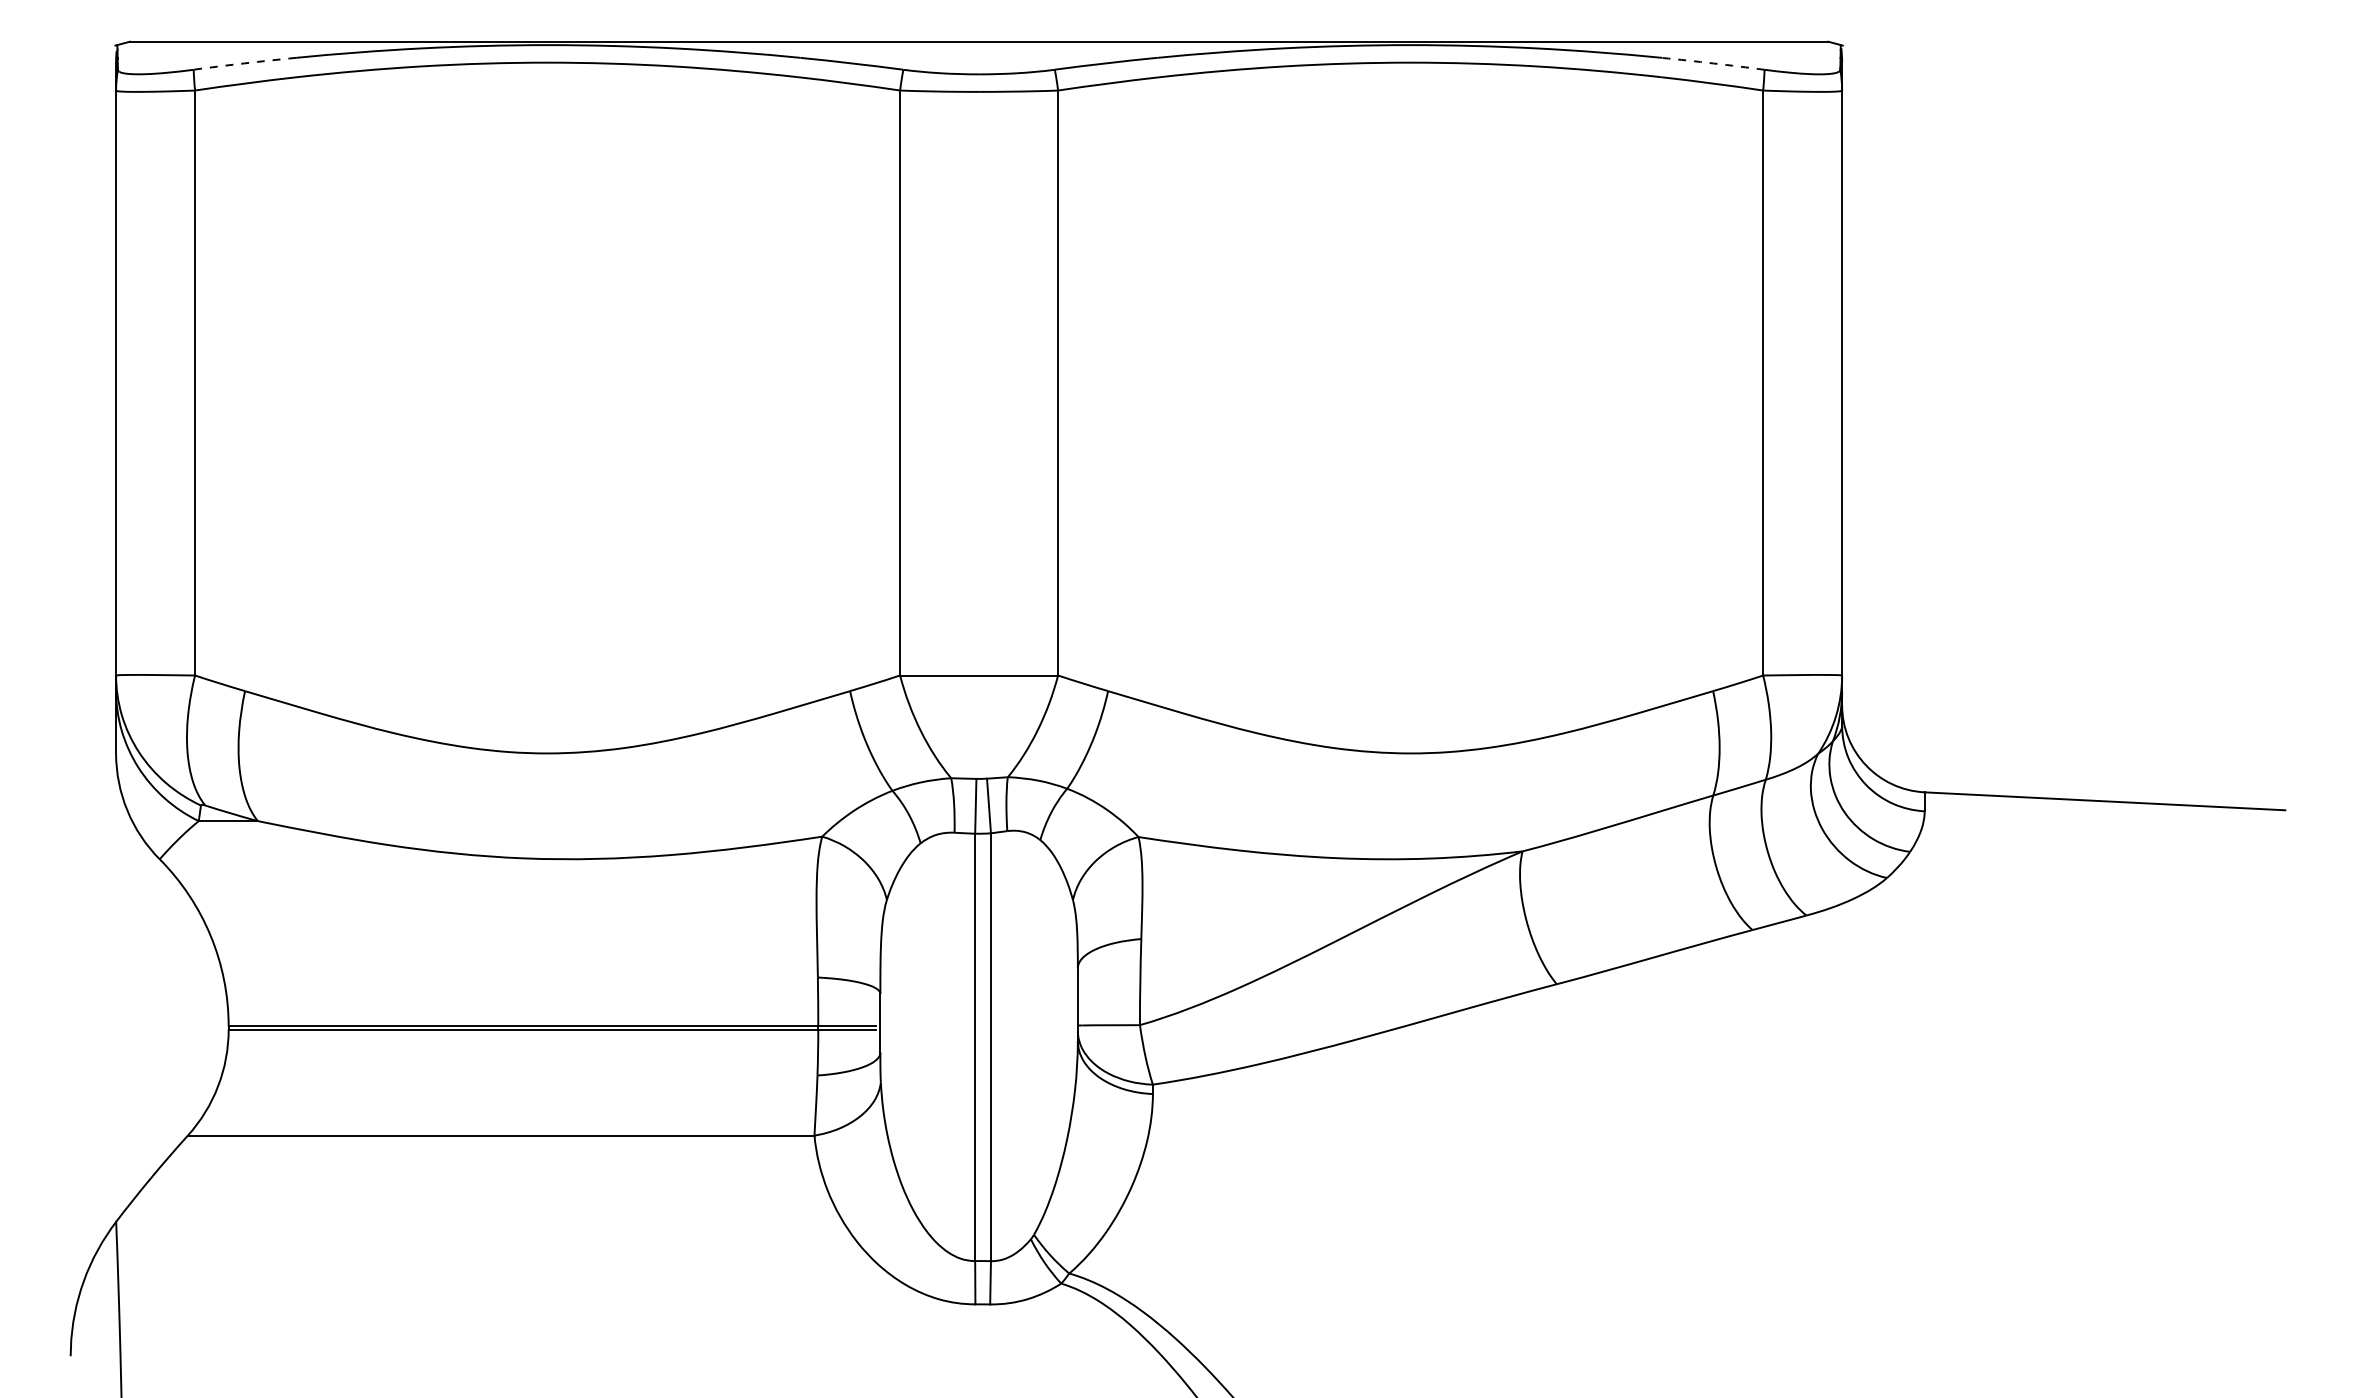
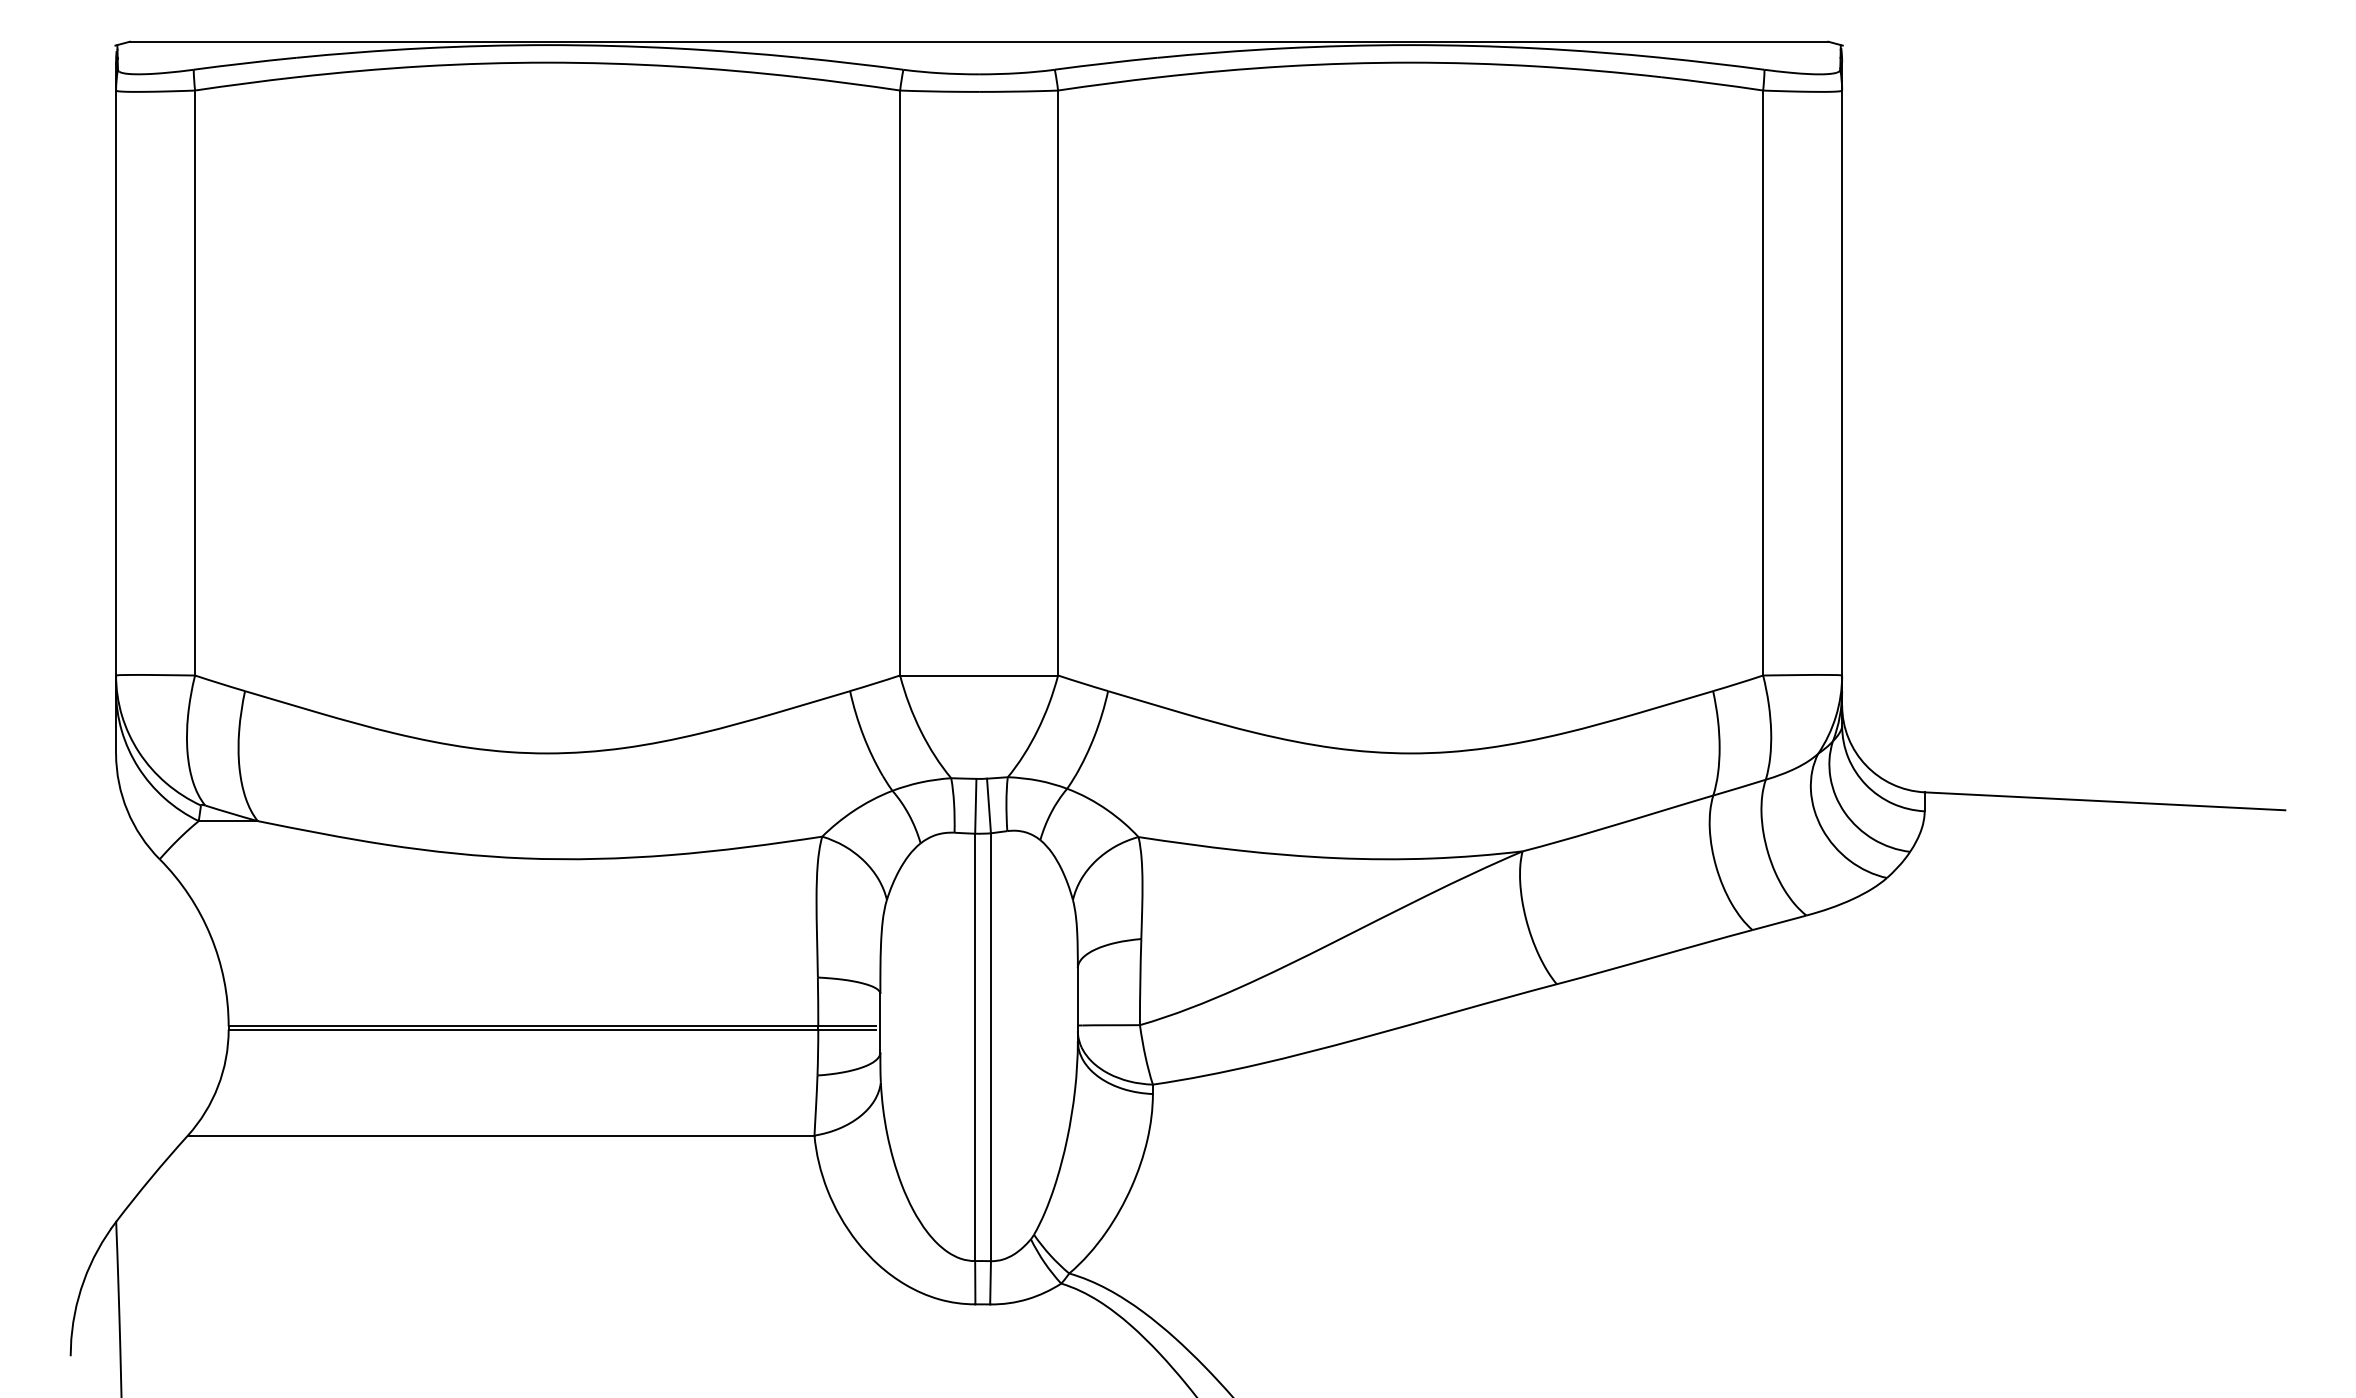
arc: dashed -> solid (244, 63)
arc: dashed -> solid (1713, 63)
